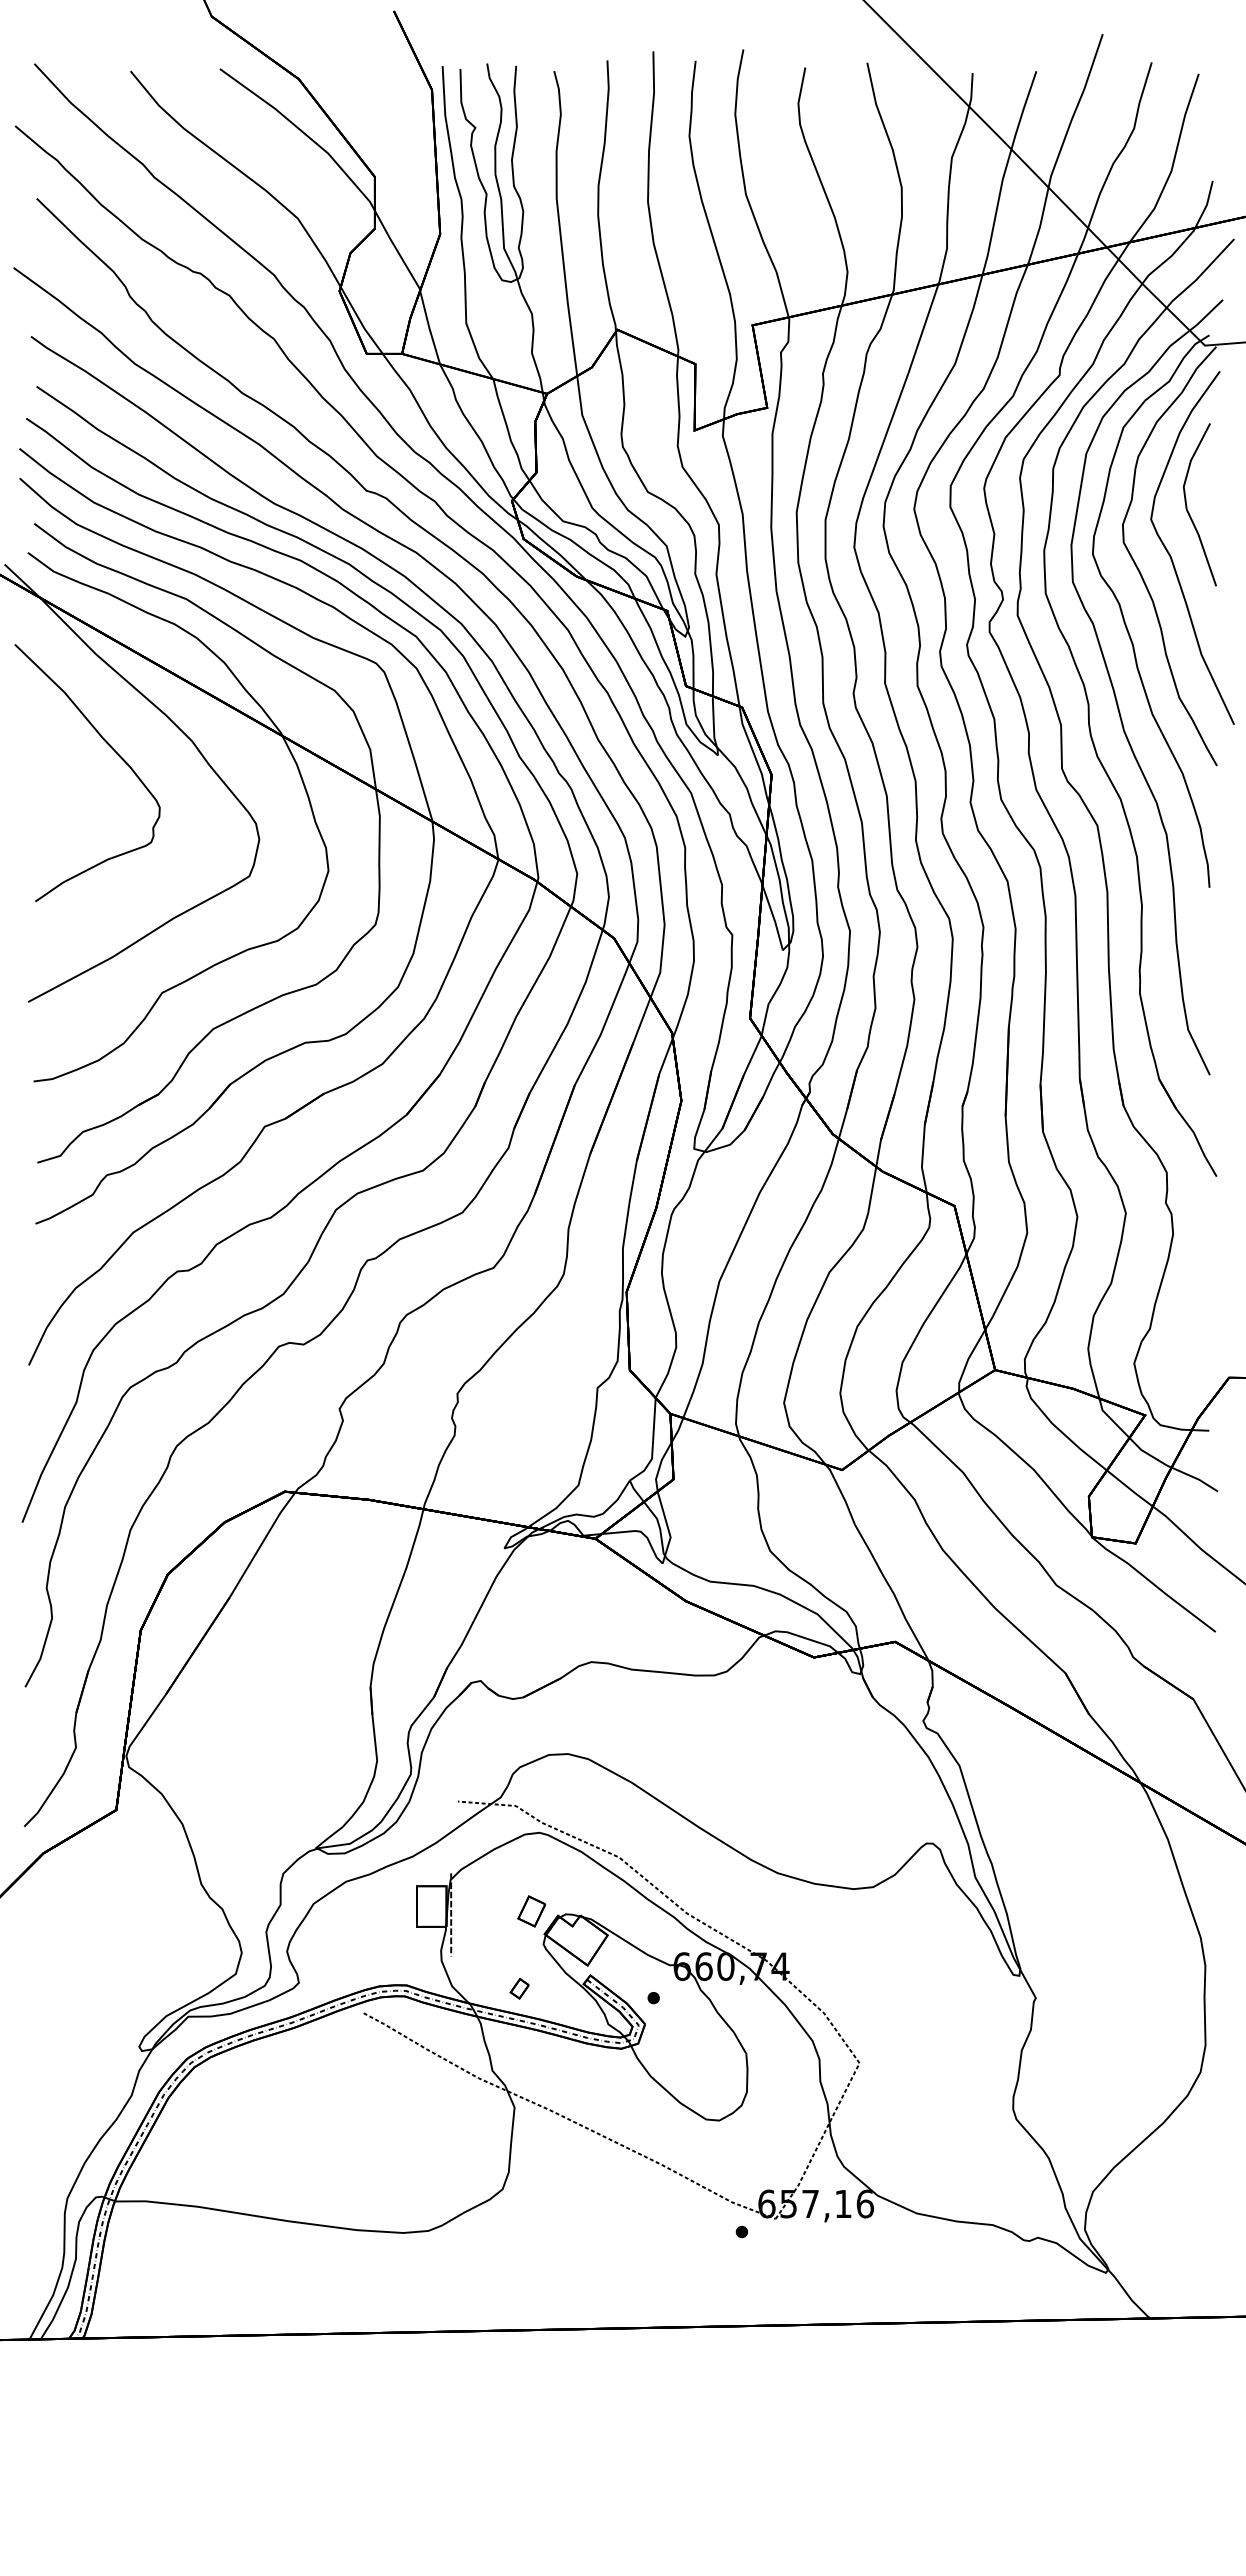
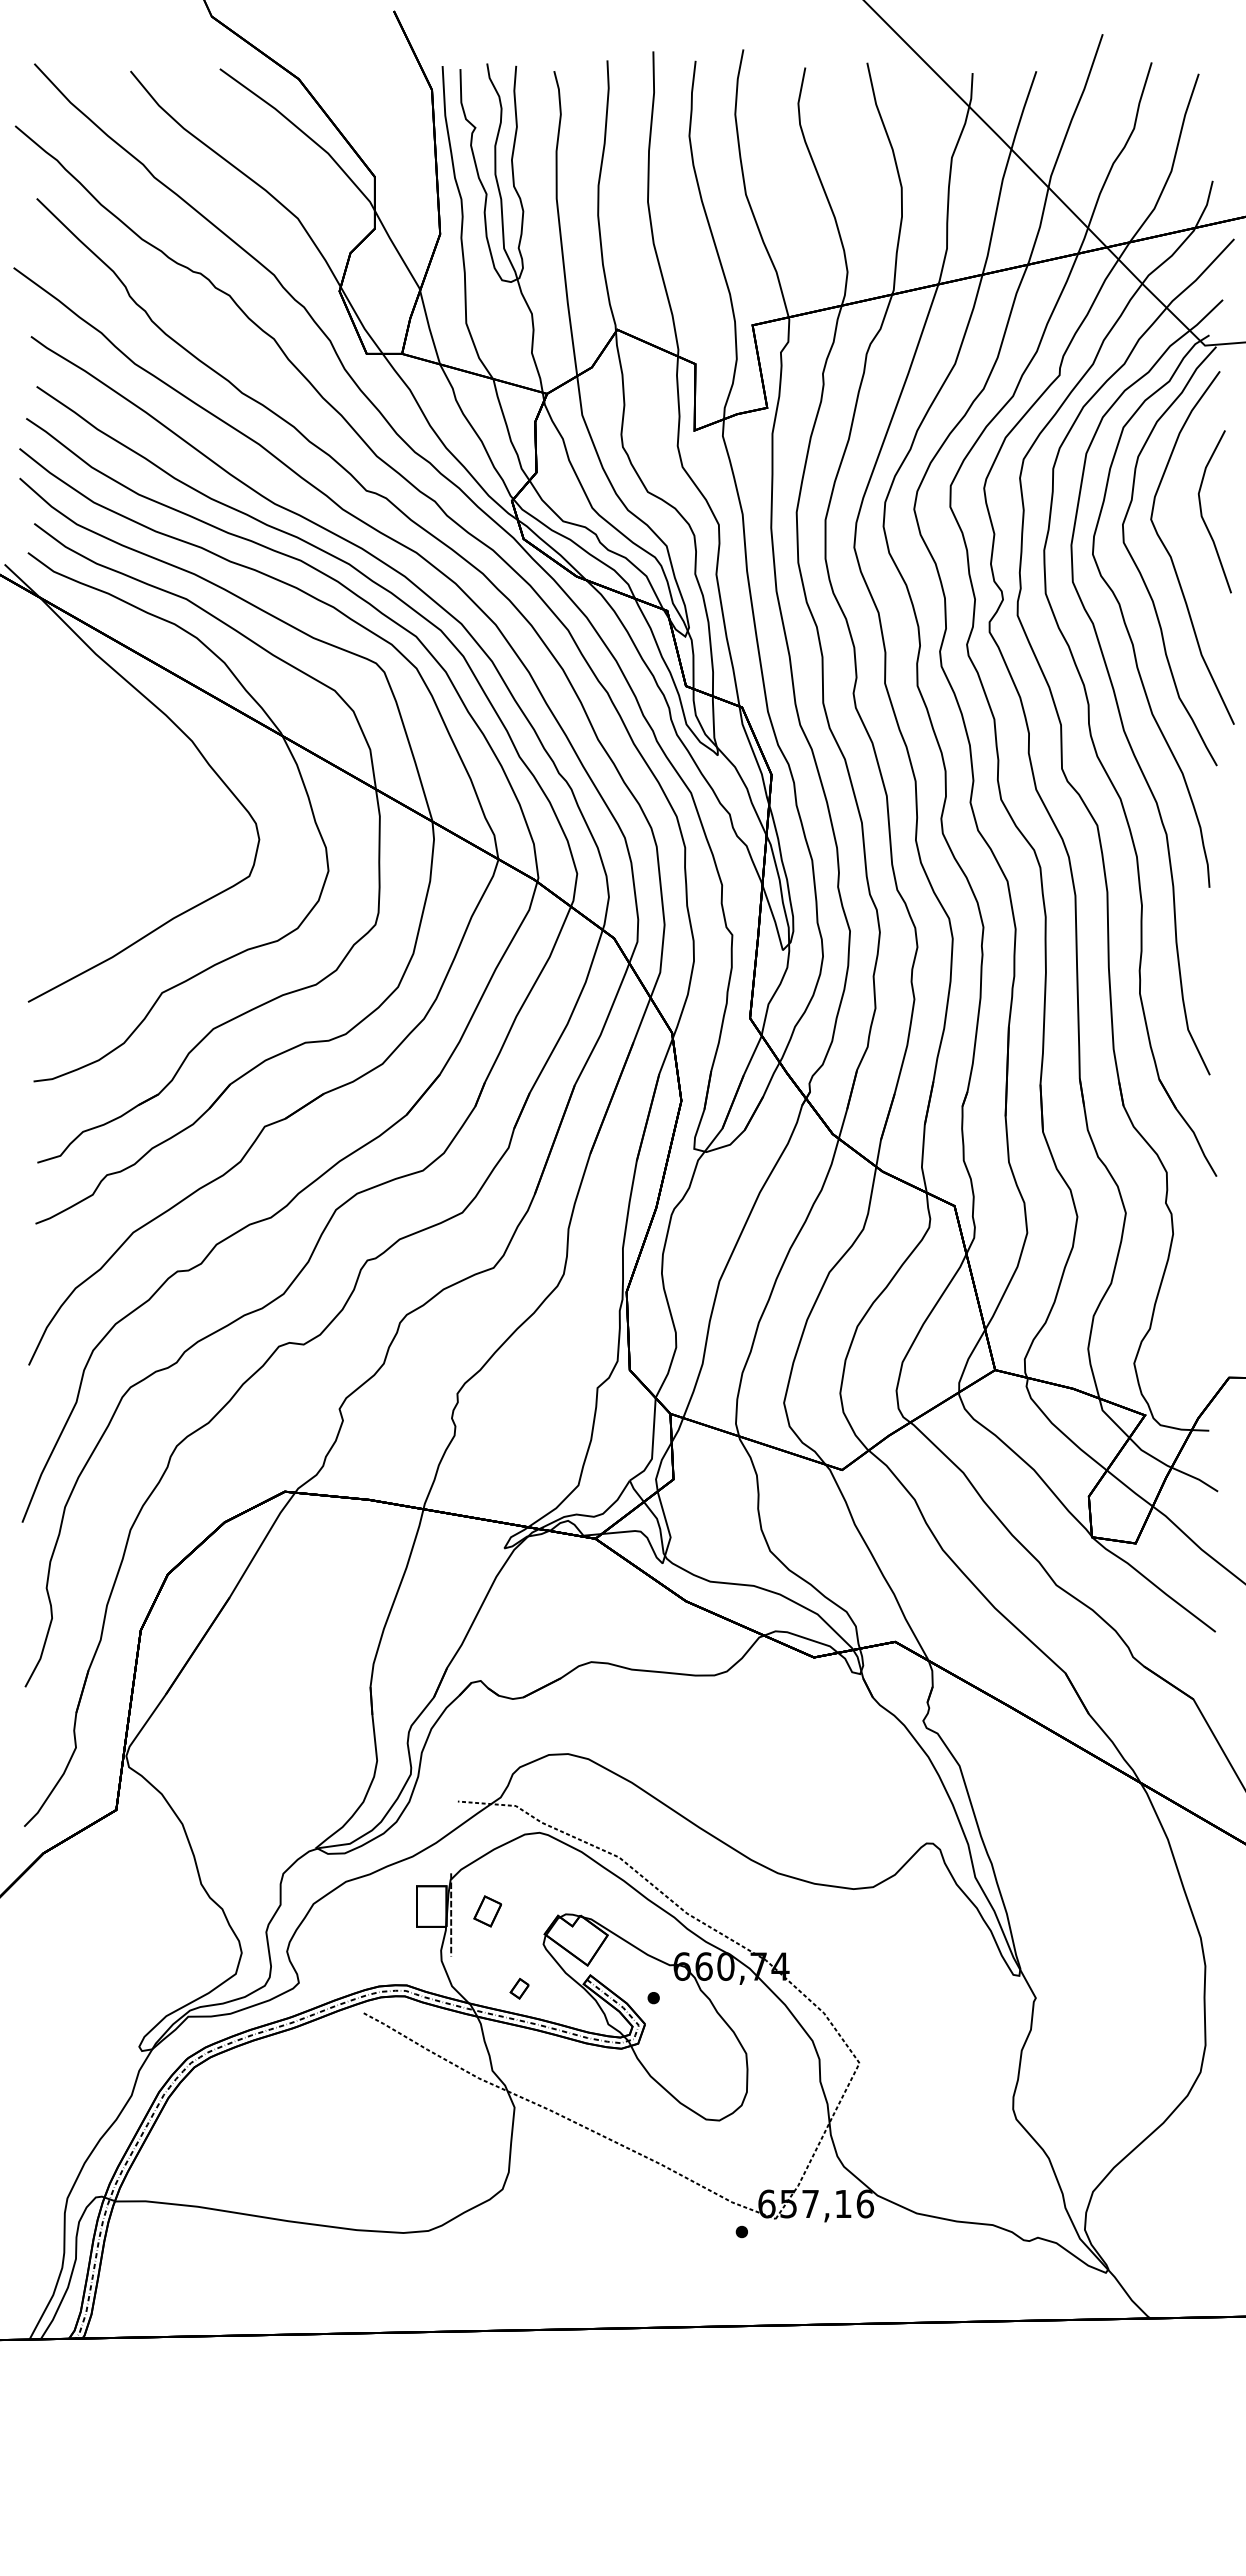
curve position: (1187, 505) -> (1202, 512) (1202, 512)
curve: present -> none (111, 748)
part position: (531, 1911) -> (487, 1911) (487, 1911)
